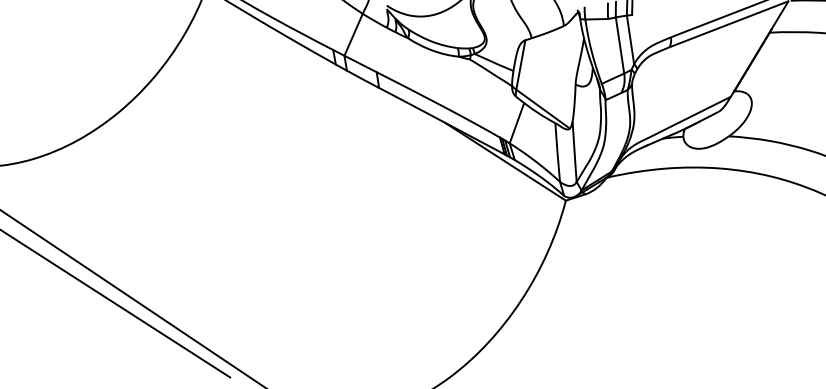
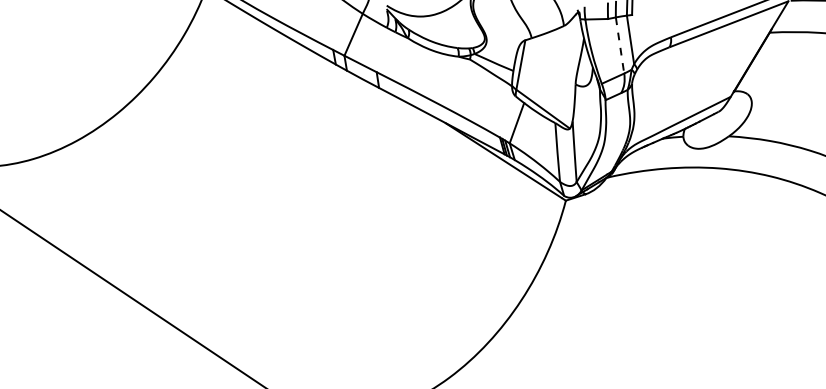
line: solid -> dashed (620, 46)
line: present -> none (116, 303)
